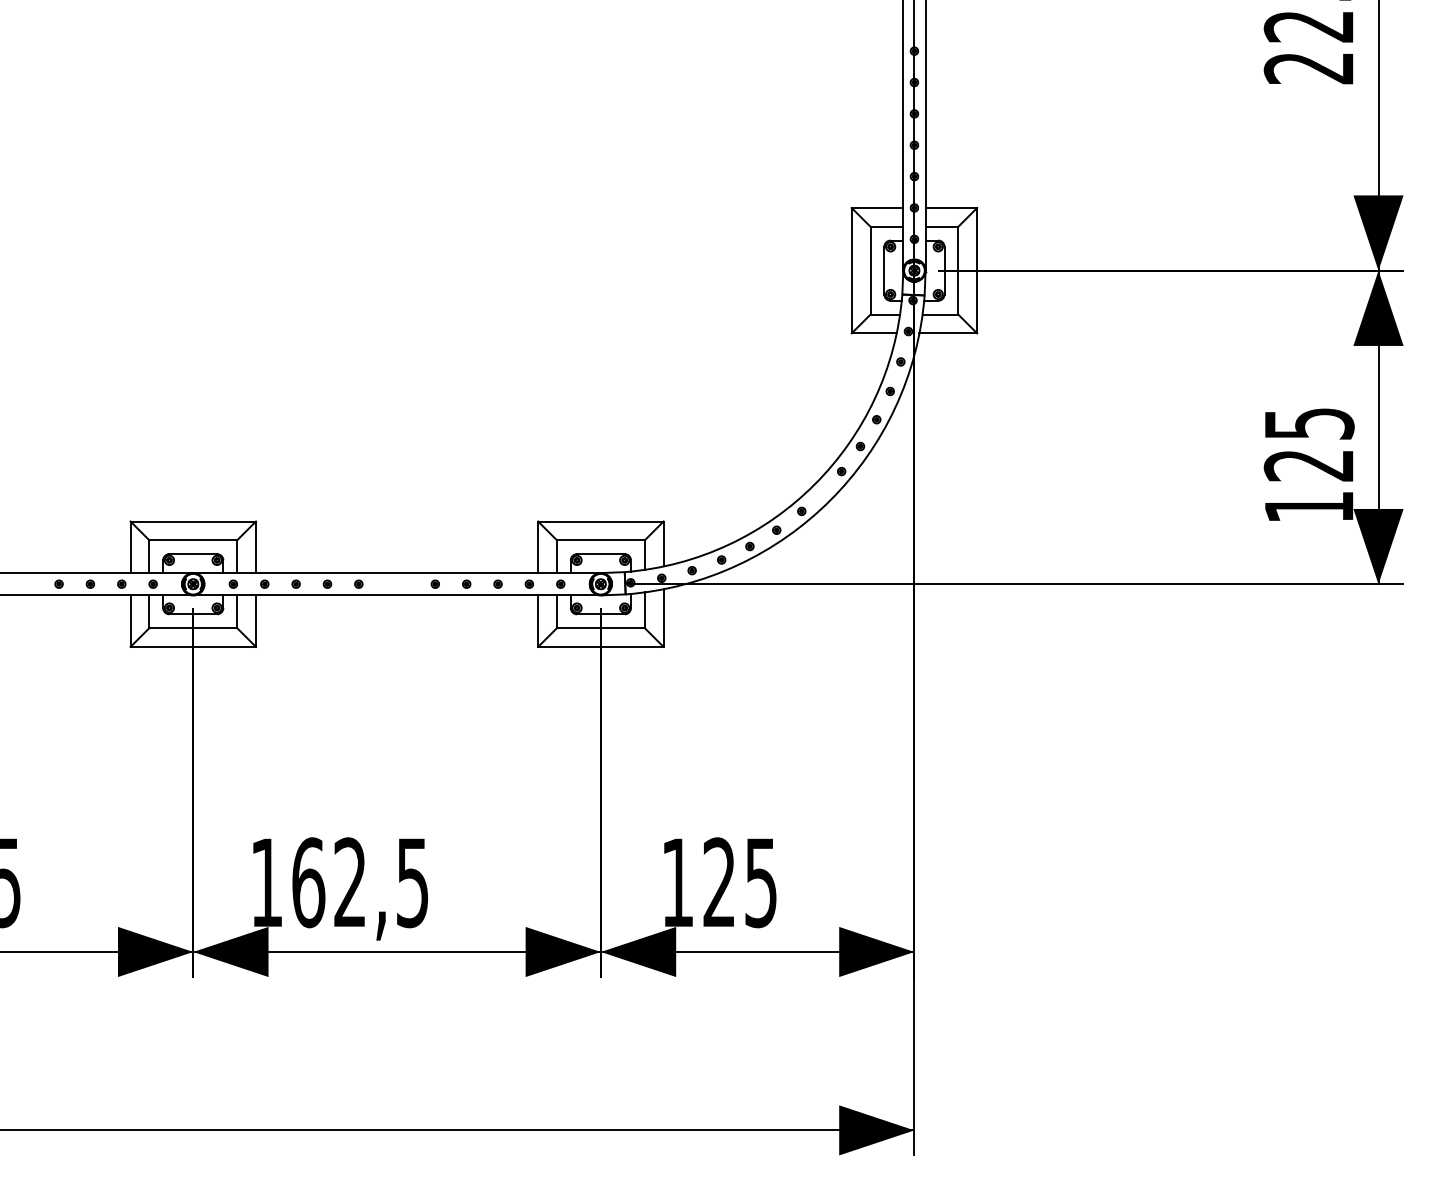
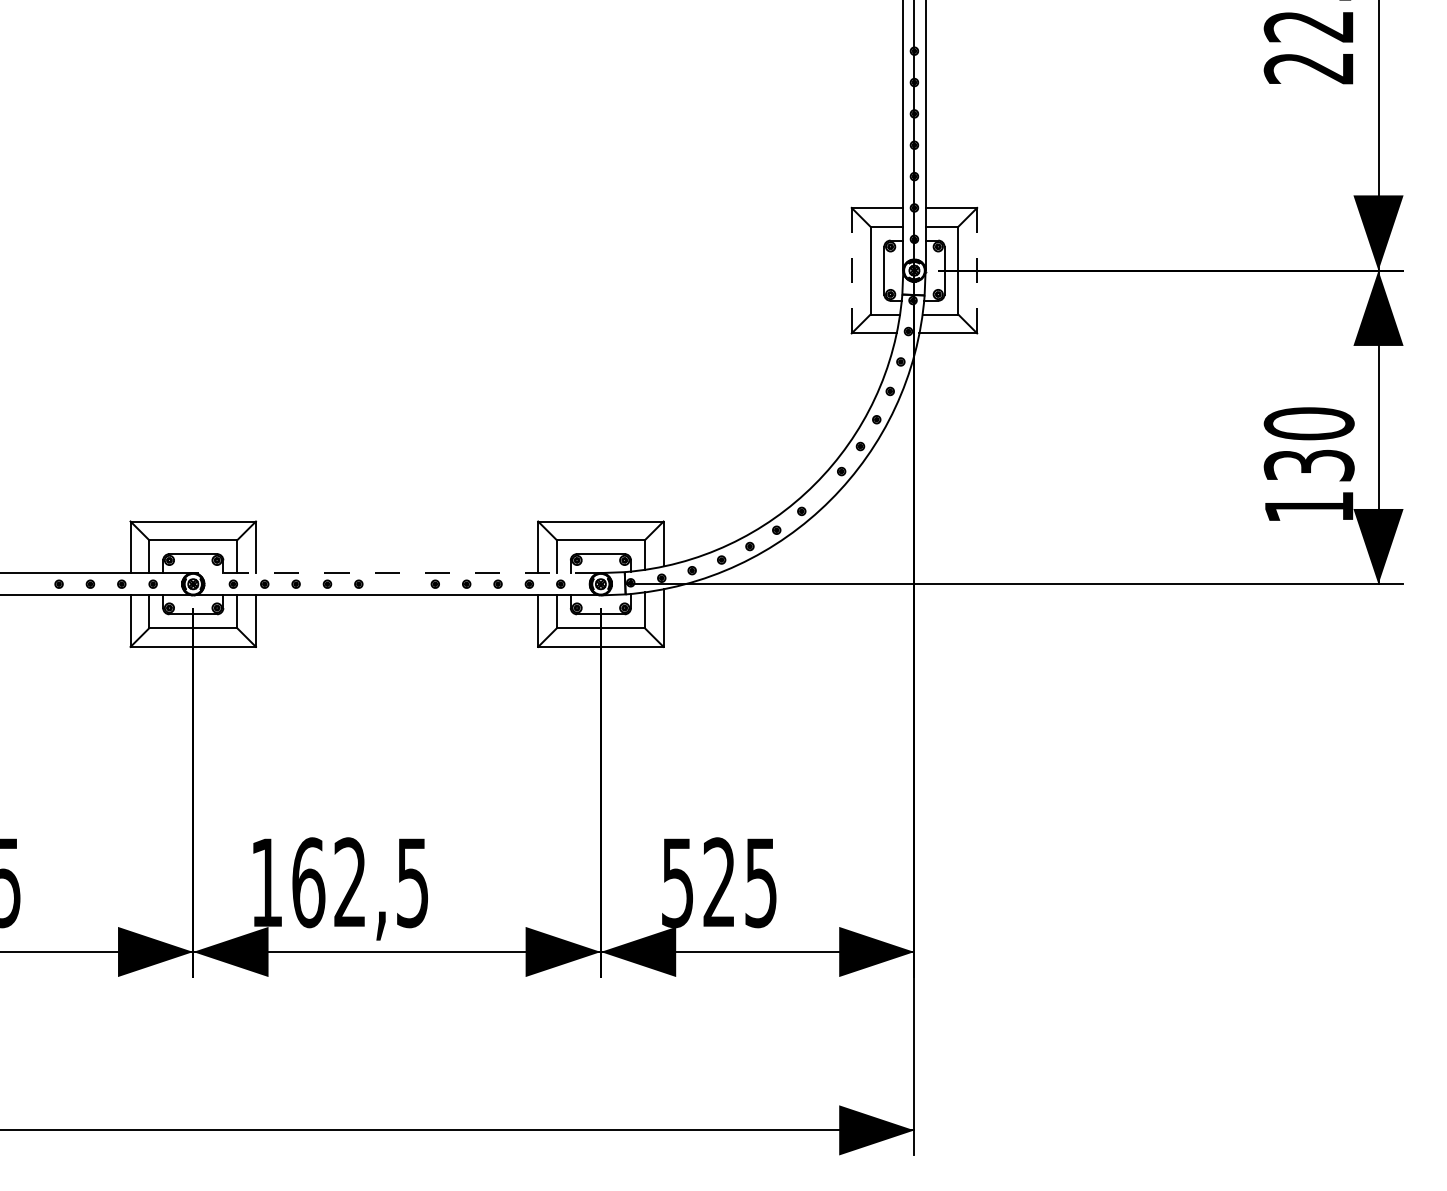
line: solid -> dashed (851, 270)
line: solid -> dashed (977, 270)
text: 125 -> 130 (1308, 444)
line: solid -> dashed (396, 573)
text: 125 -> 525 (677, 883)
